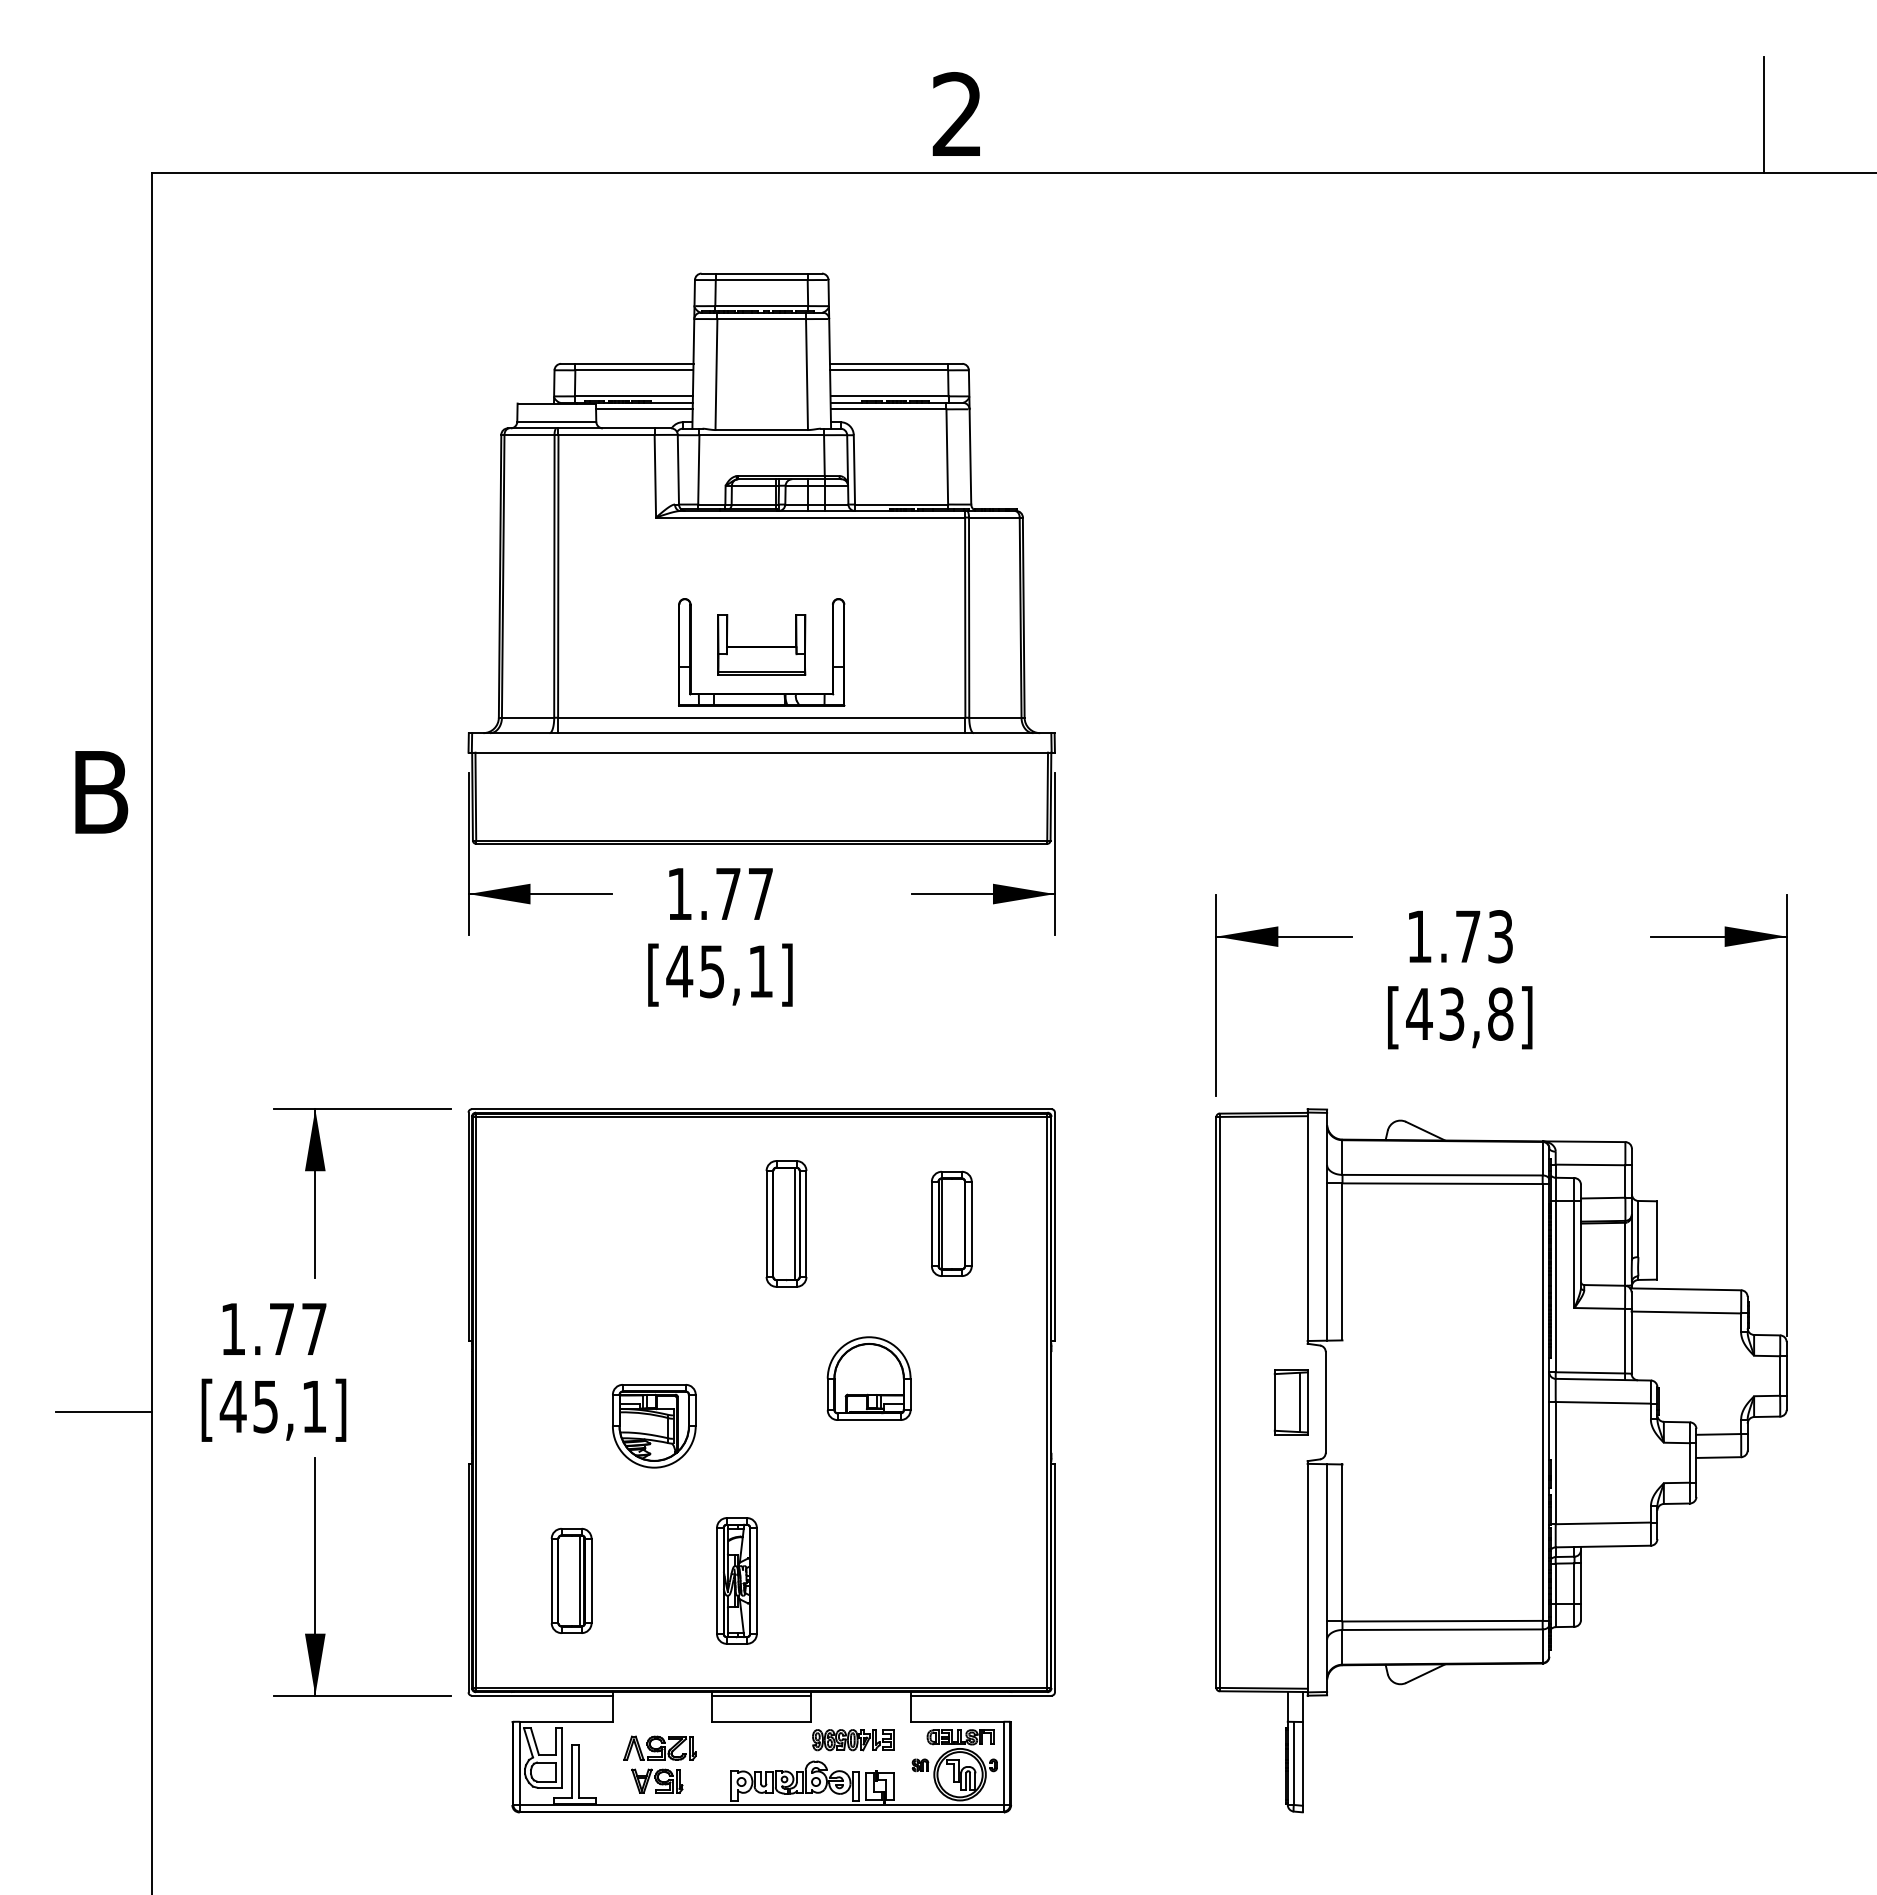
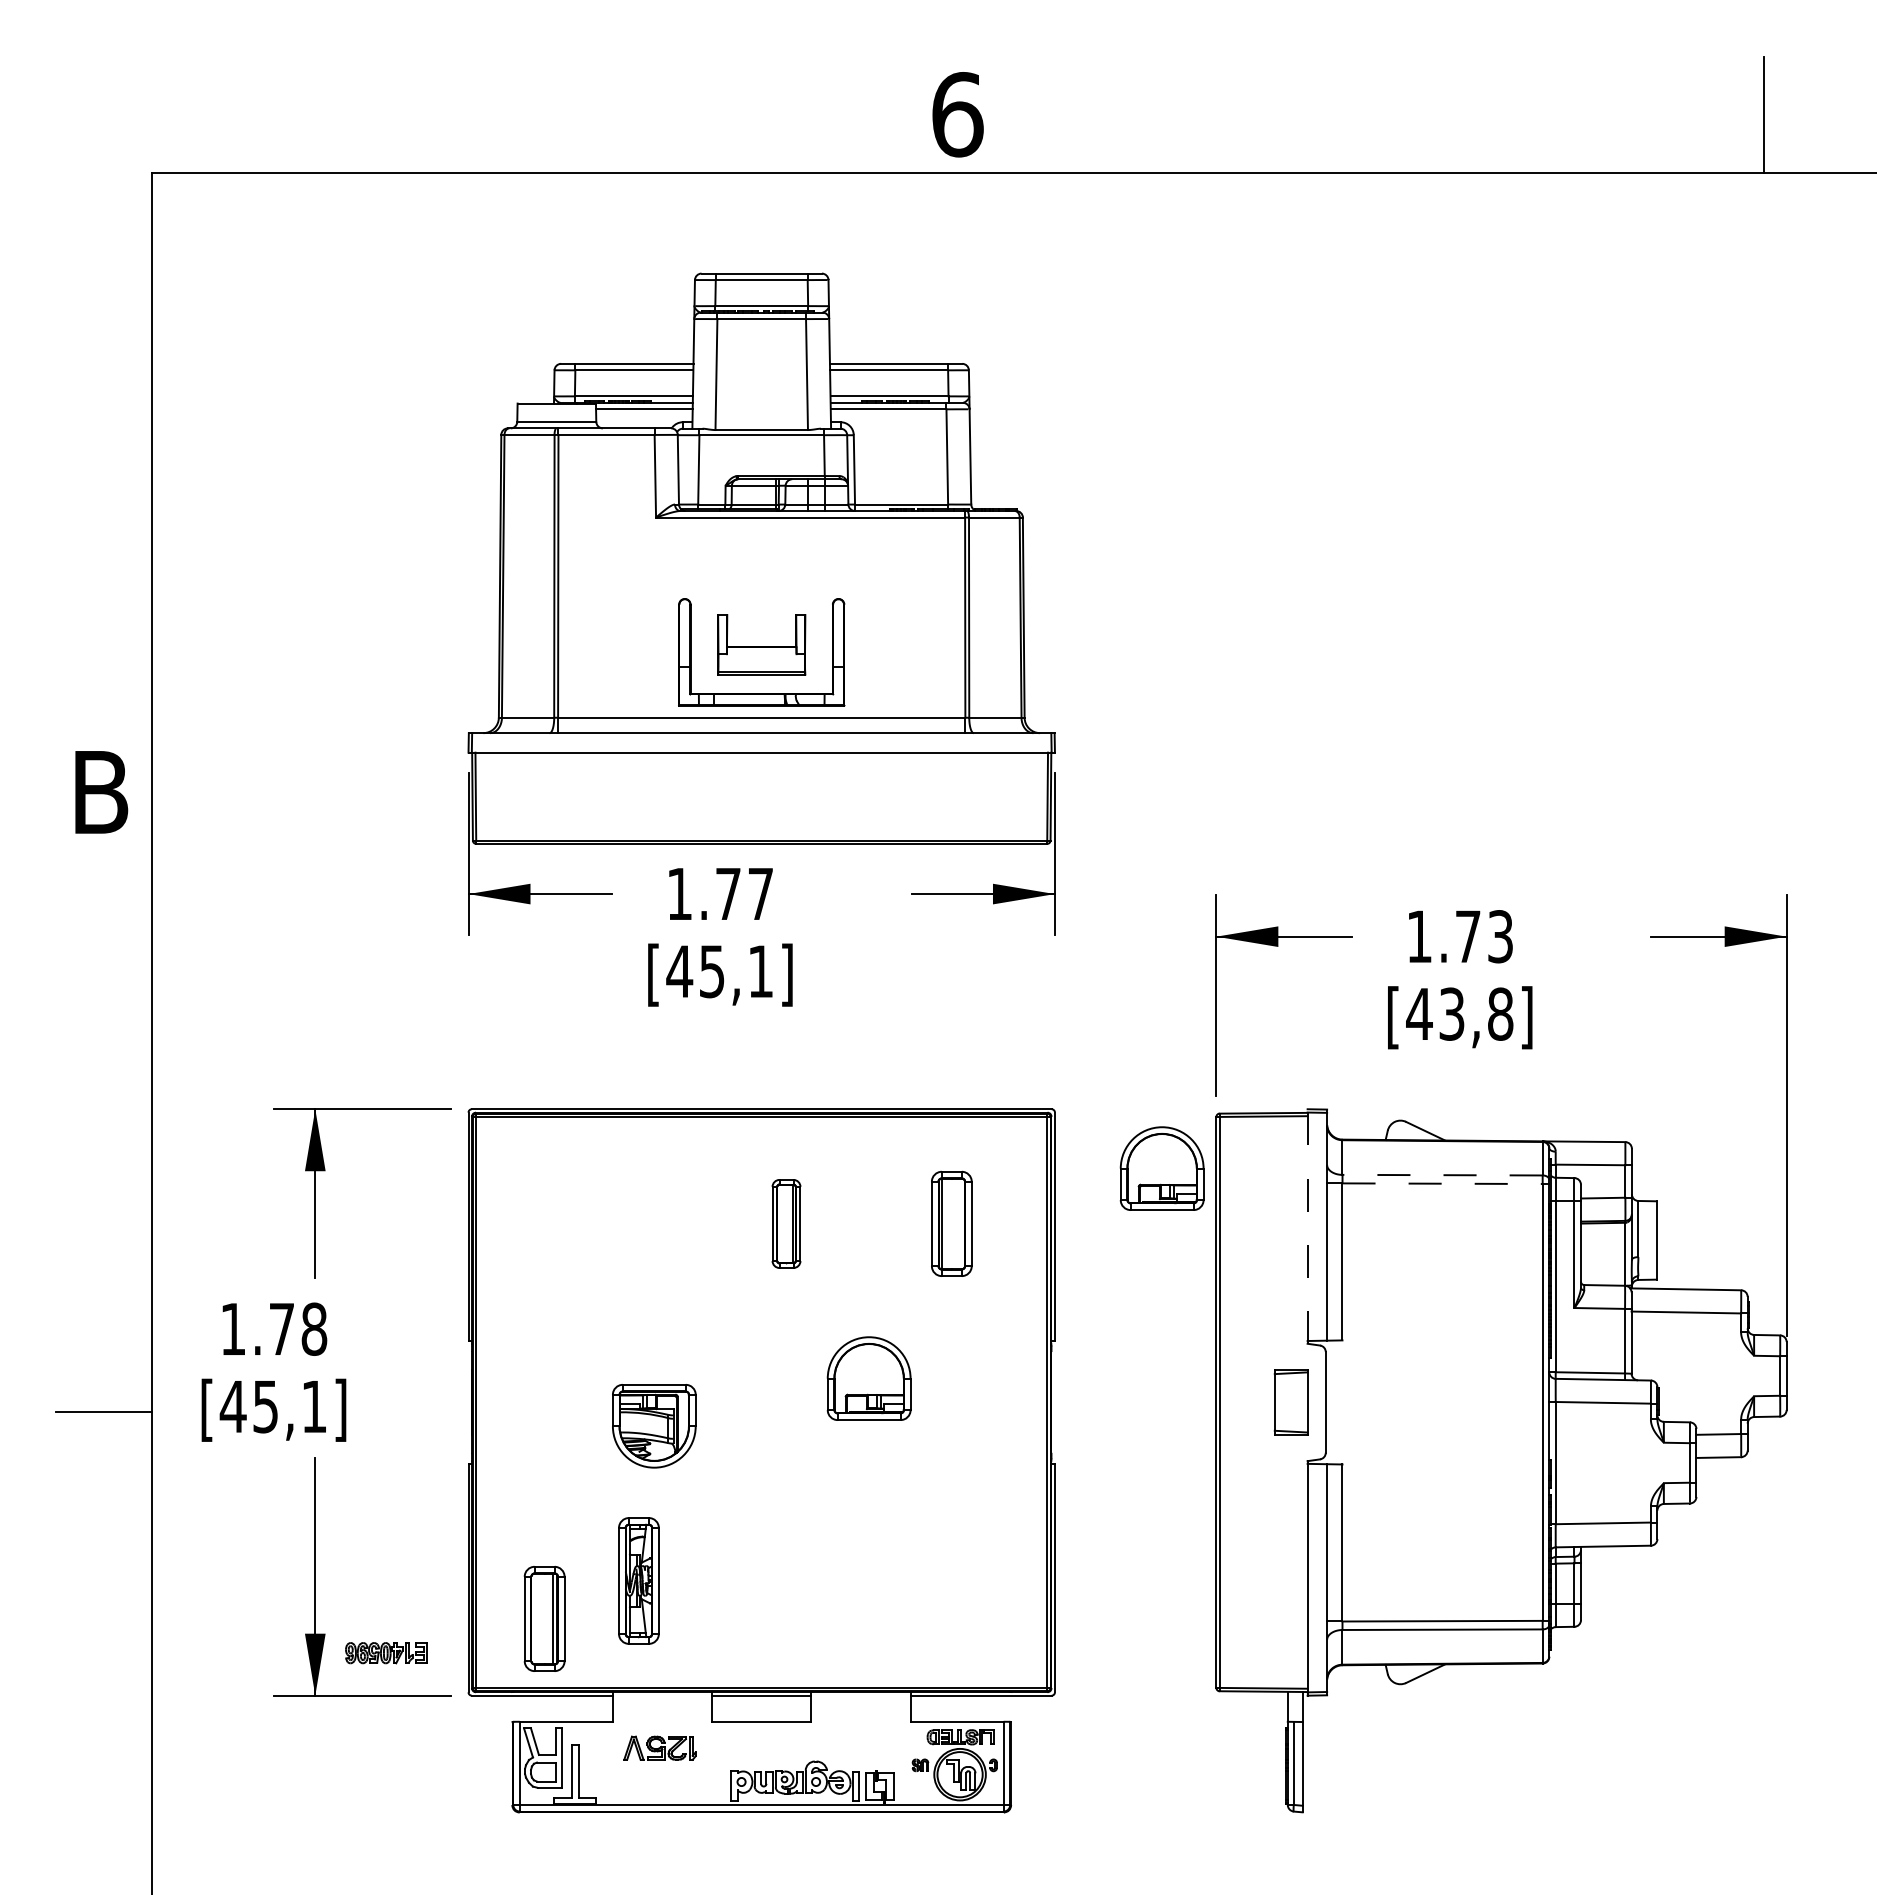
text: 2 -> 6 (957, 114)
part: none -> present (1161, 1168)
line: solid -> dashed (1442, 1175)
line: solid -> dashed (1443, 1183)
part size: 43x128 px -> 31x90 px (786, 1223)
line: solid -> dashed (1307, 1226)
text: 1.77 -> 1.78 (314, 1328)
line: present -> none (1300, 1402)
part position: (571, 1580) -> (544, 1618) (544, 1618)
part position: (736, 1580) -> (638, 1580) (638, 1580)
part position: (853, 1740) -> (386, 1653) (386, 1653)
part: present -> none (657, 1780)
